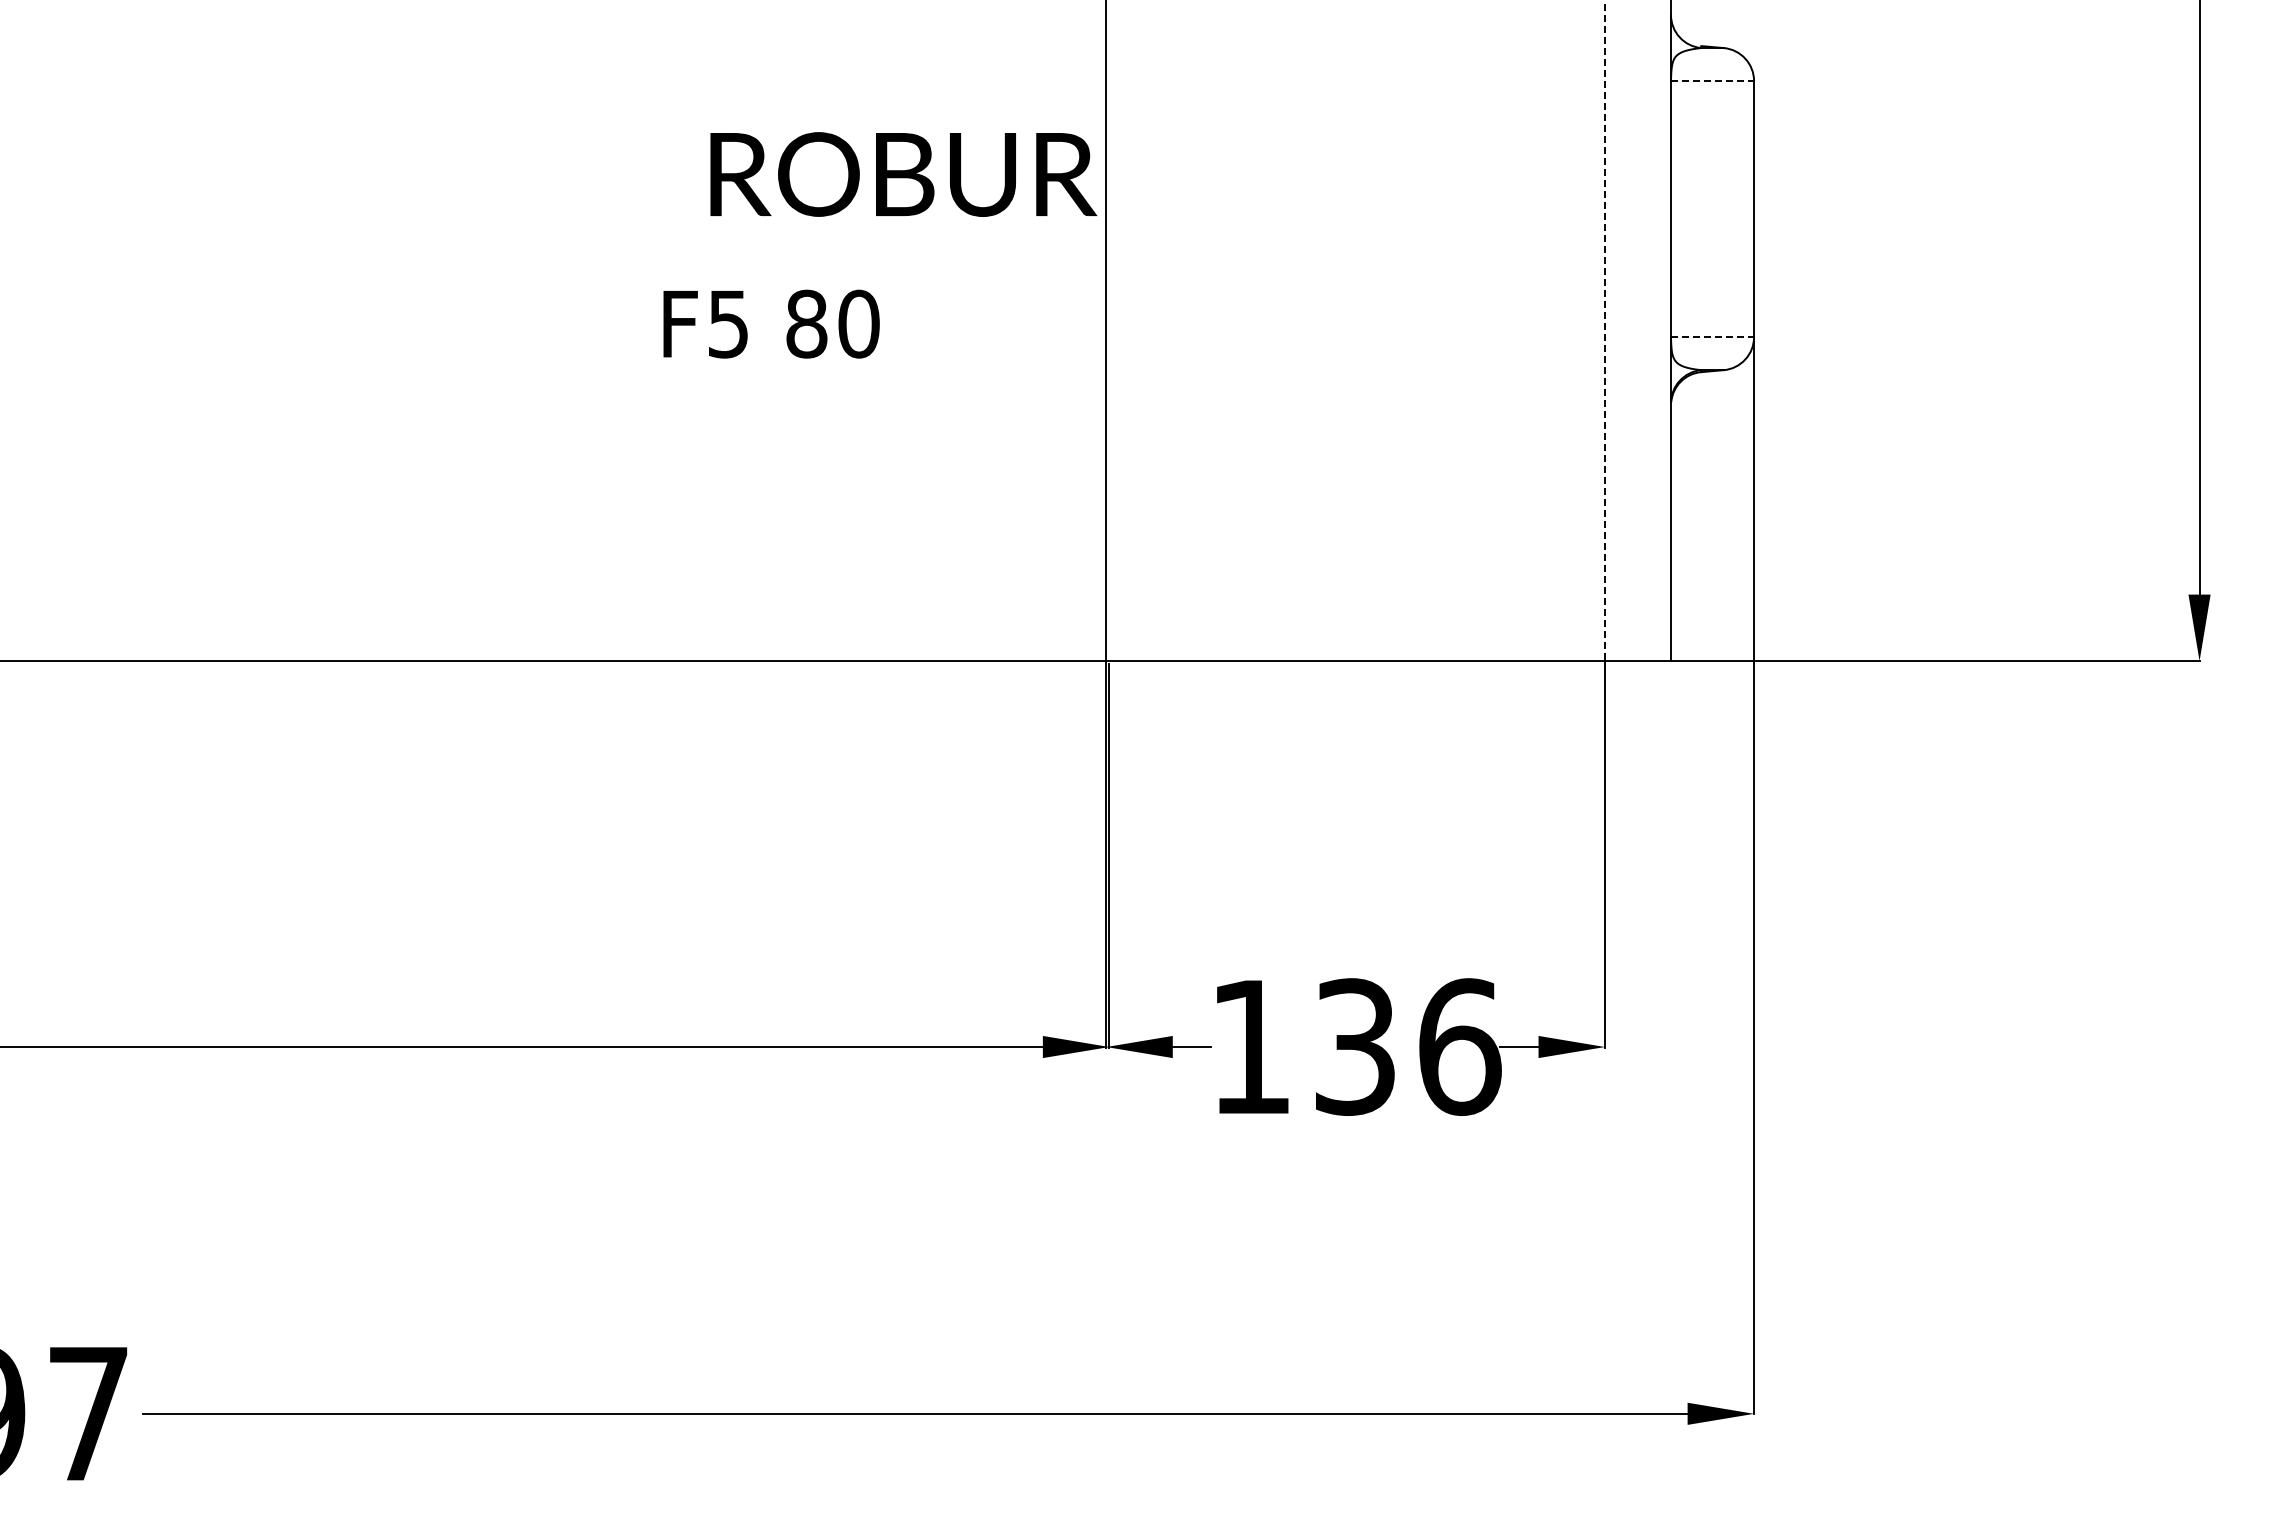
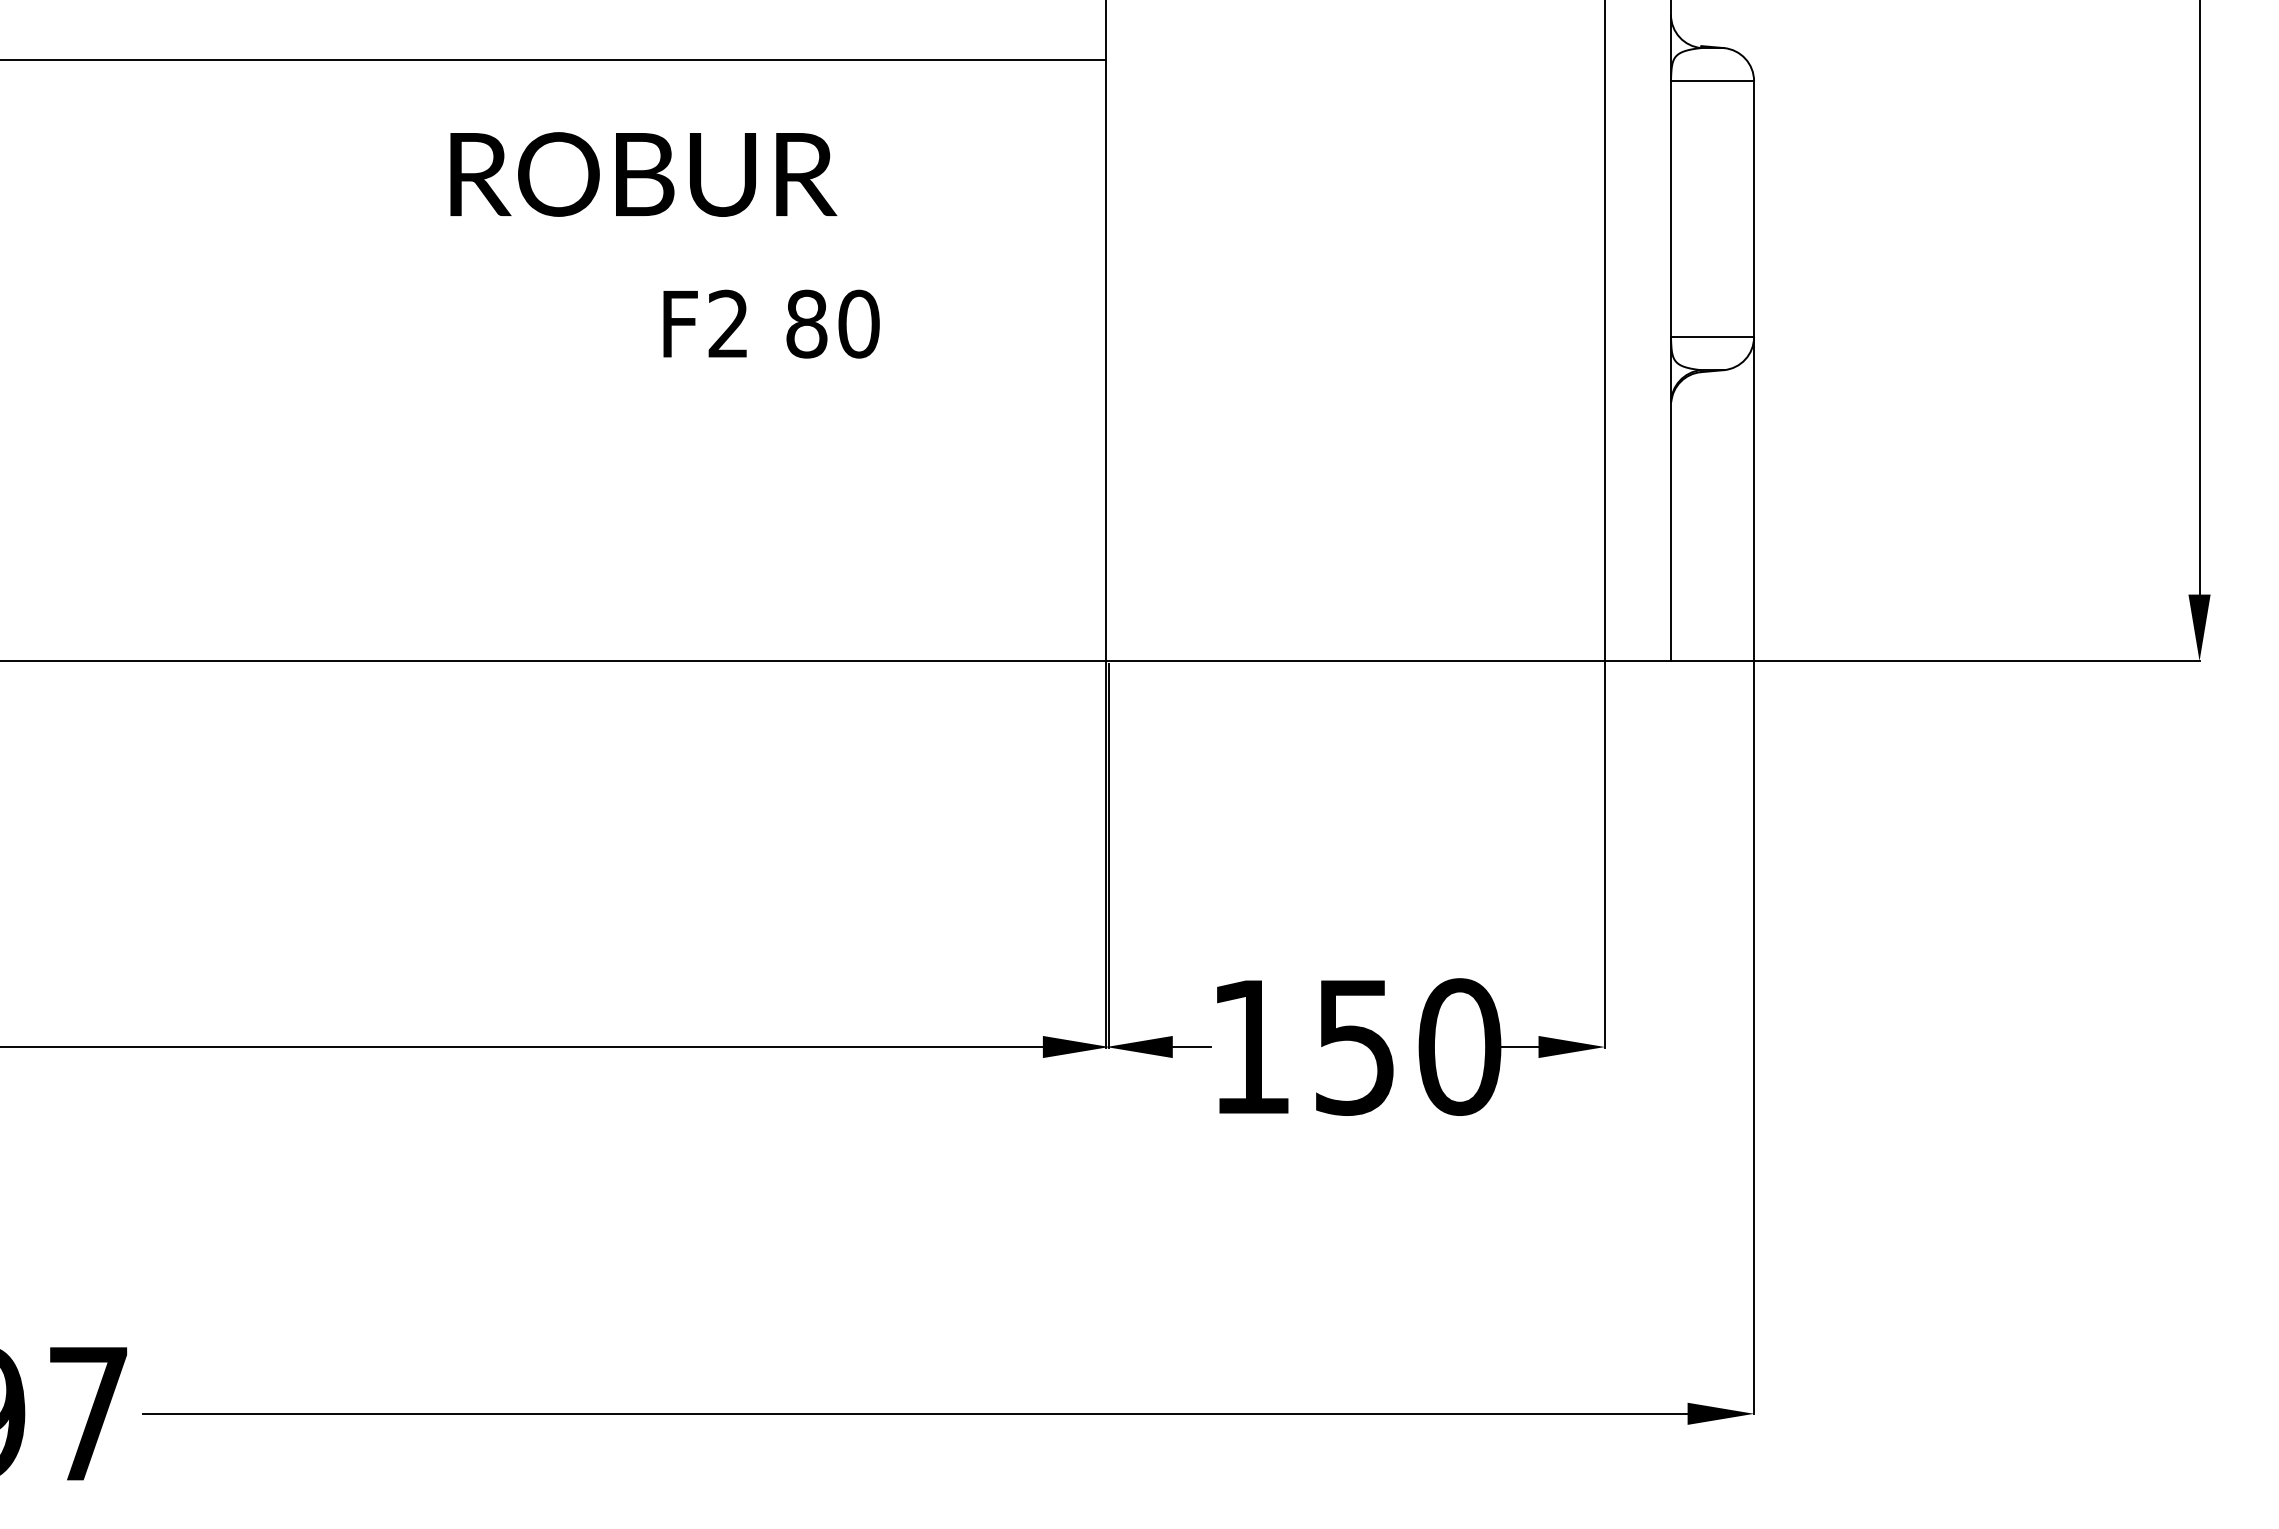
line: none -> present (553, 59)
line: dashed -> solid (1712, 81)
text position: (903, 174) -> (643, 174) (643, 174)
text: F5 -> F2 (727, 323)
line: dashed -> solid (1604, 331)
line: dashed -> solid (1712, 337)
text: 136 -> 150 (1408, 1046)
